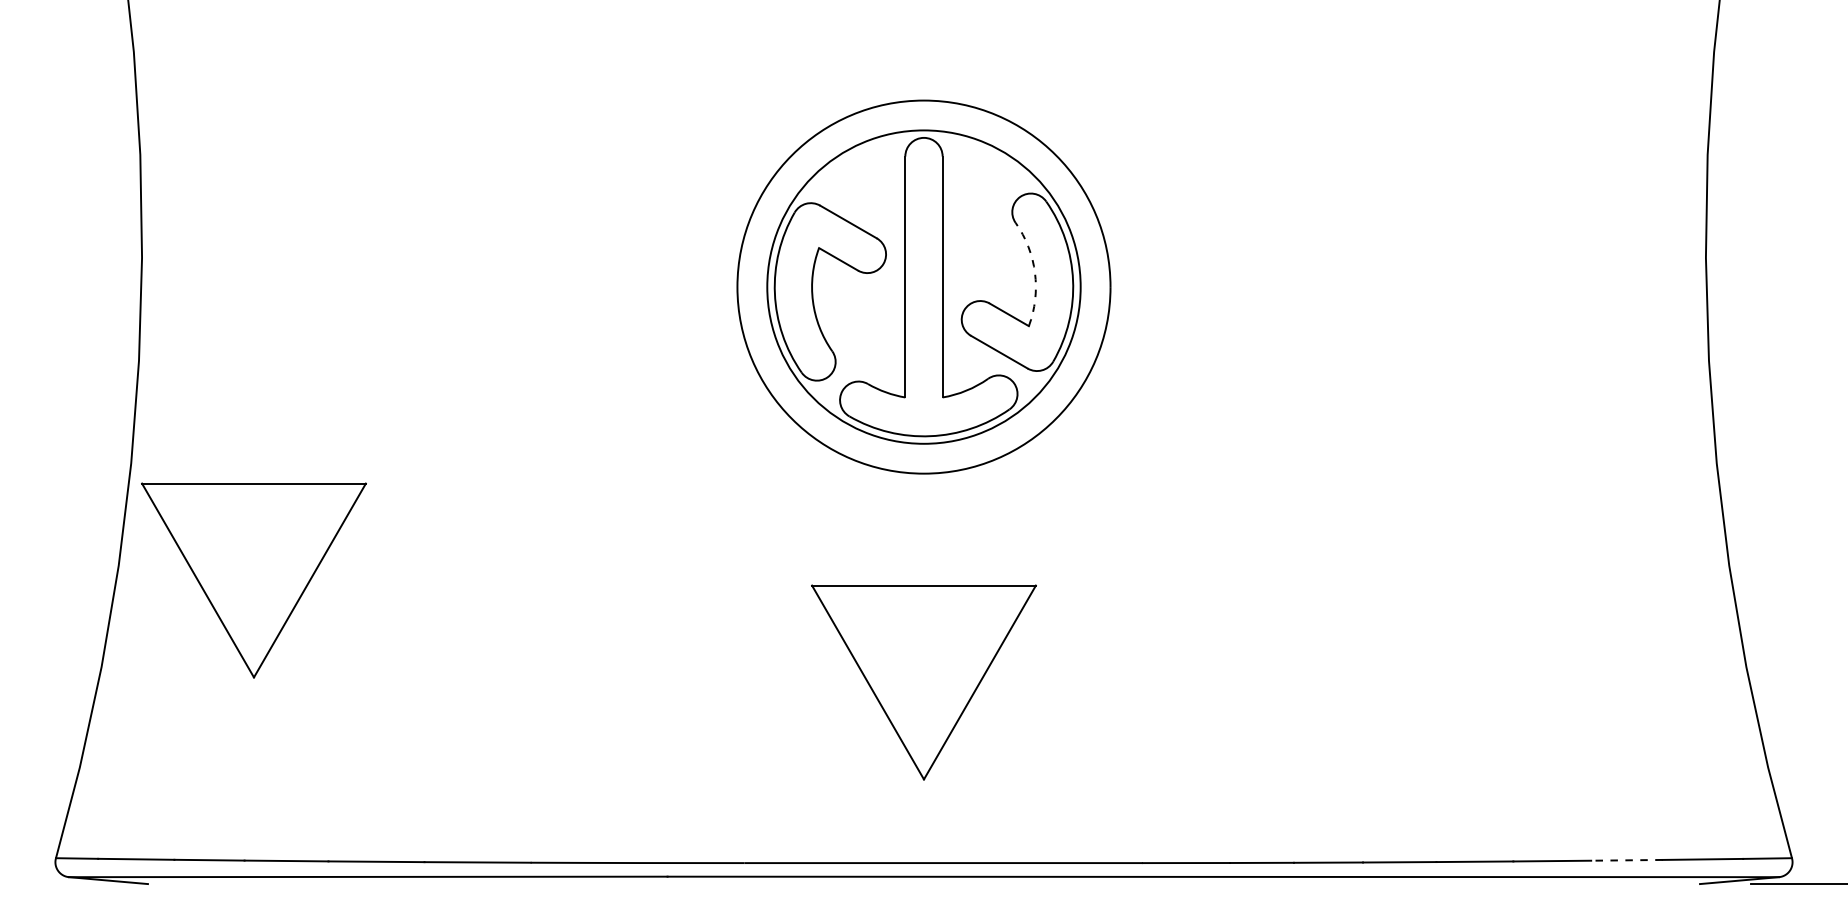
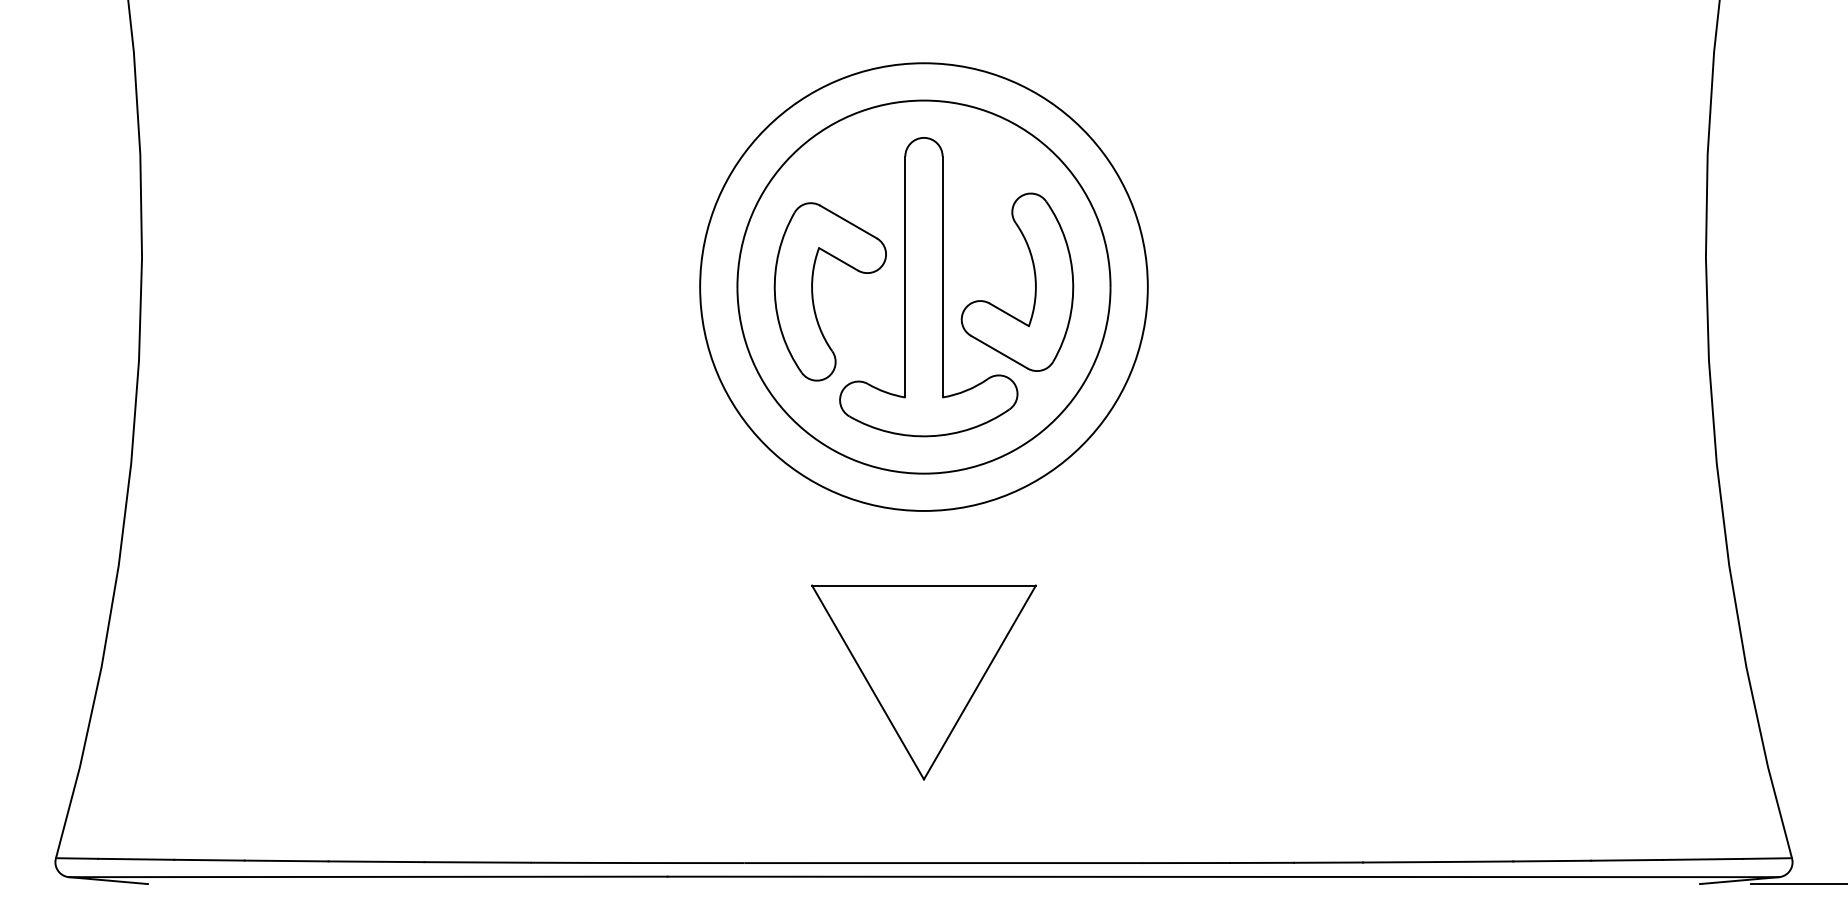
arc: dashed -> solid (1035, 272)
circle diameter: 313 px -> 448 px (923, 286)
part: present -> none (253, 580)
line: dashed -> solid (1626, 860)
